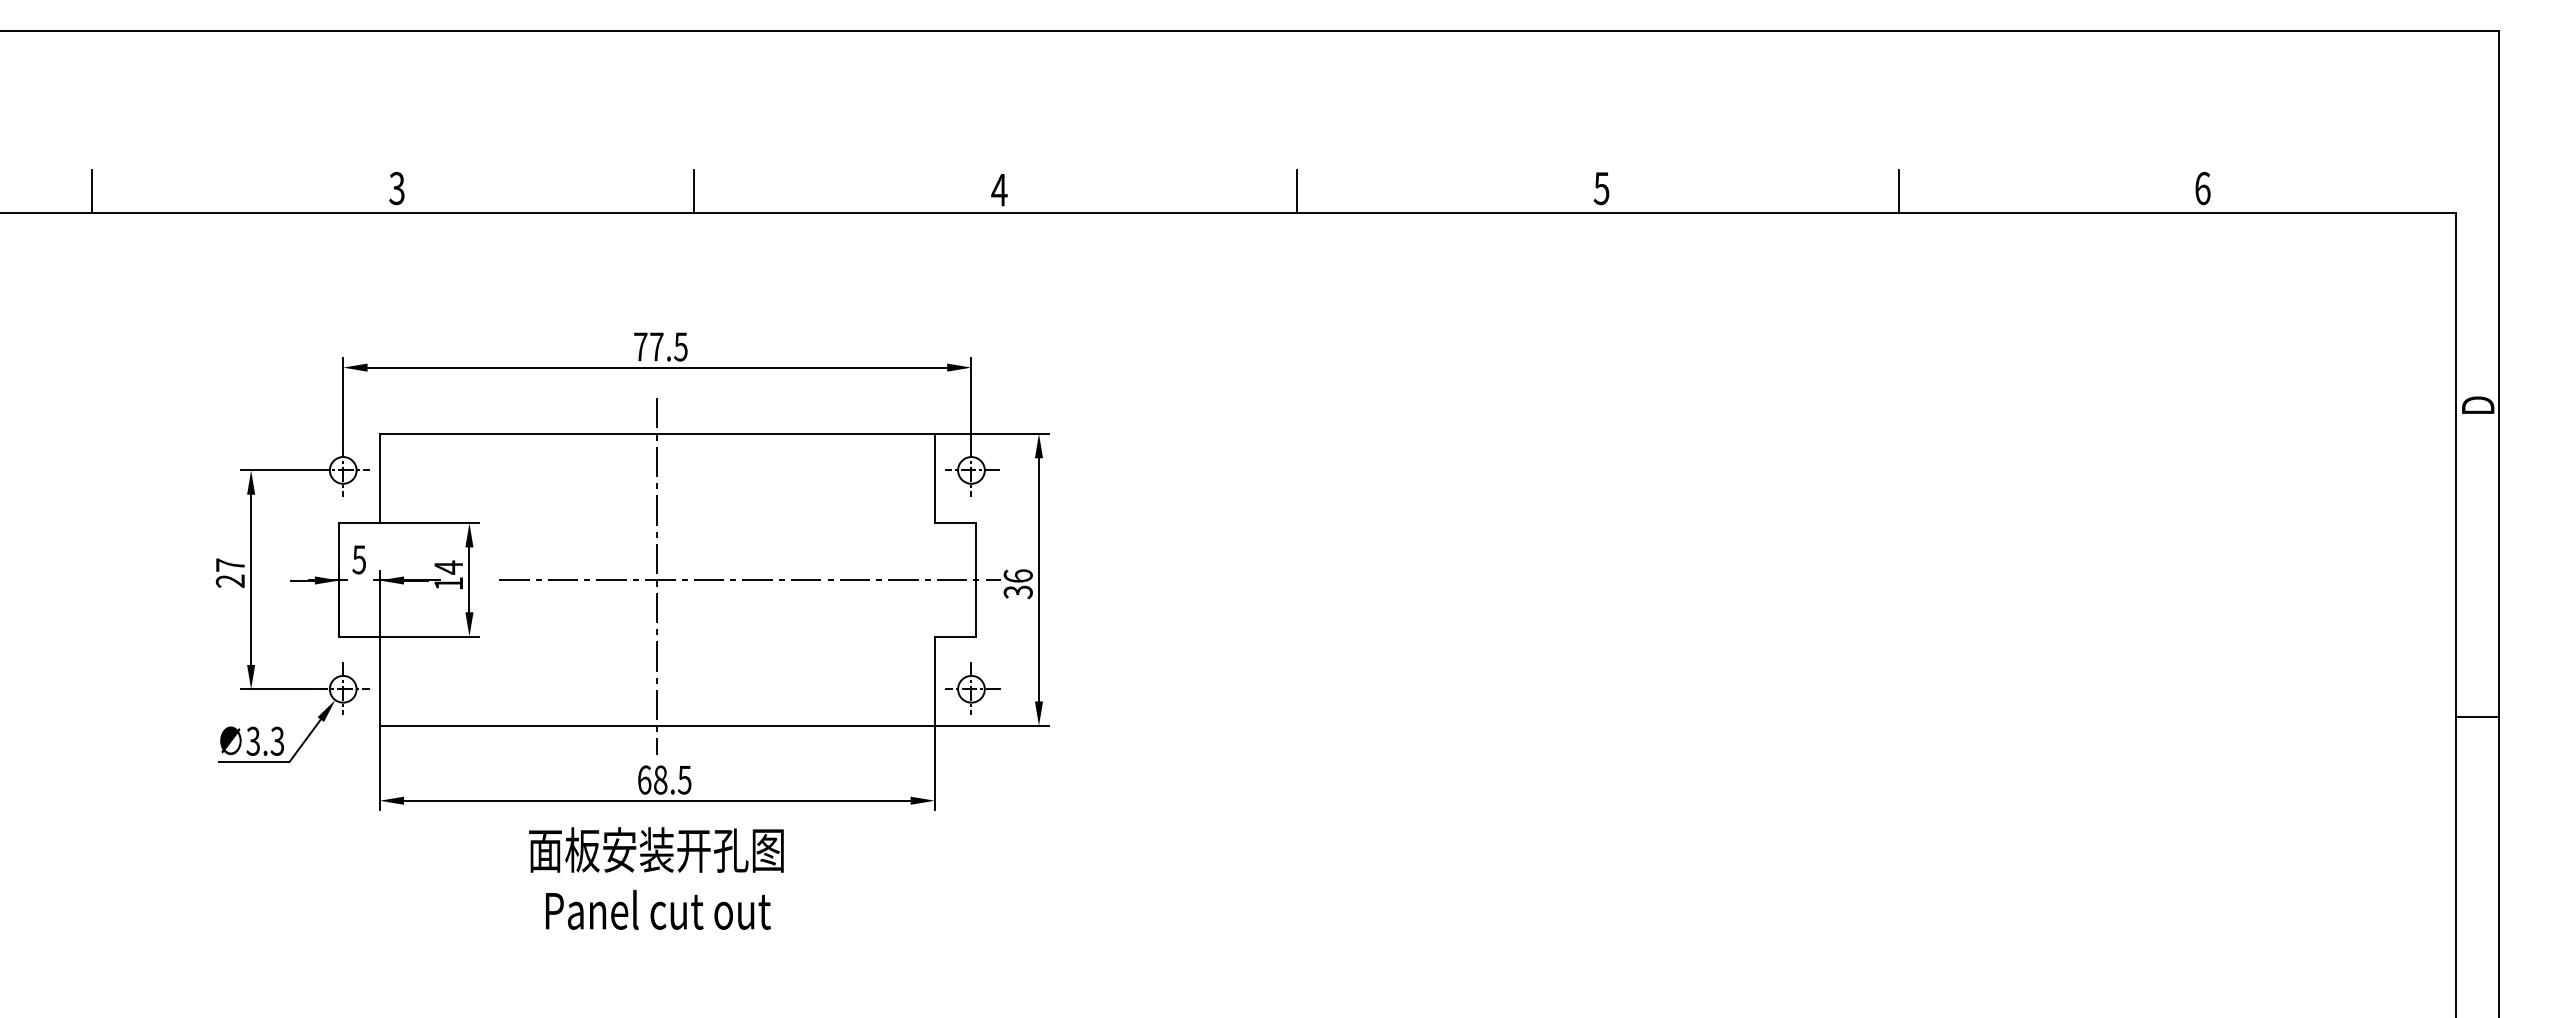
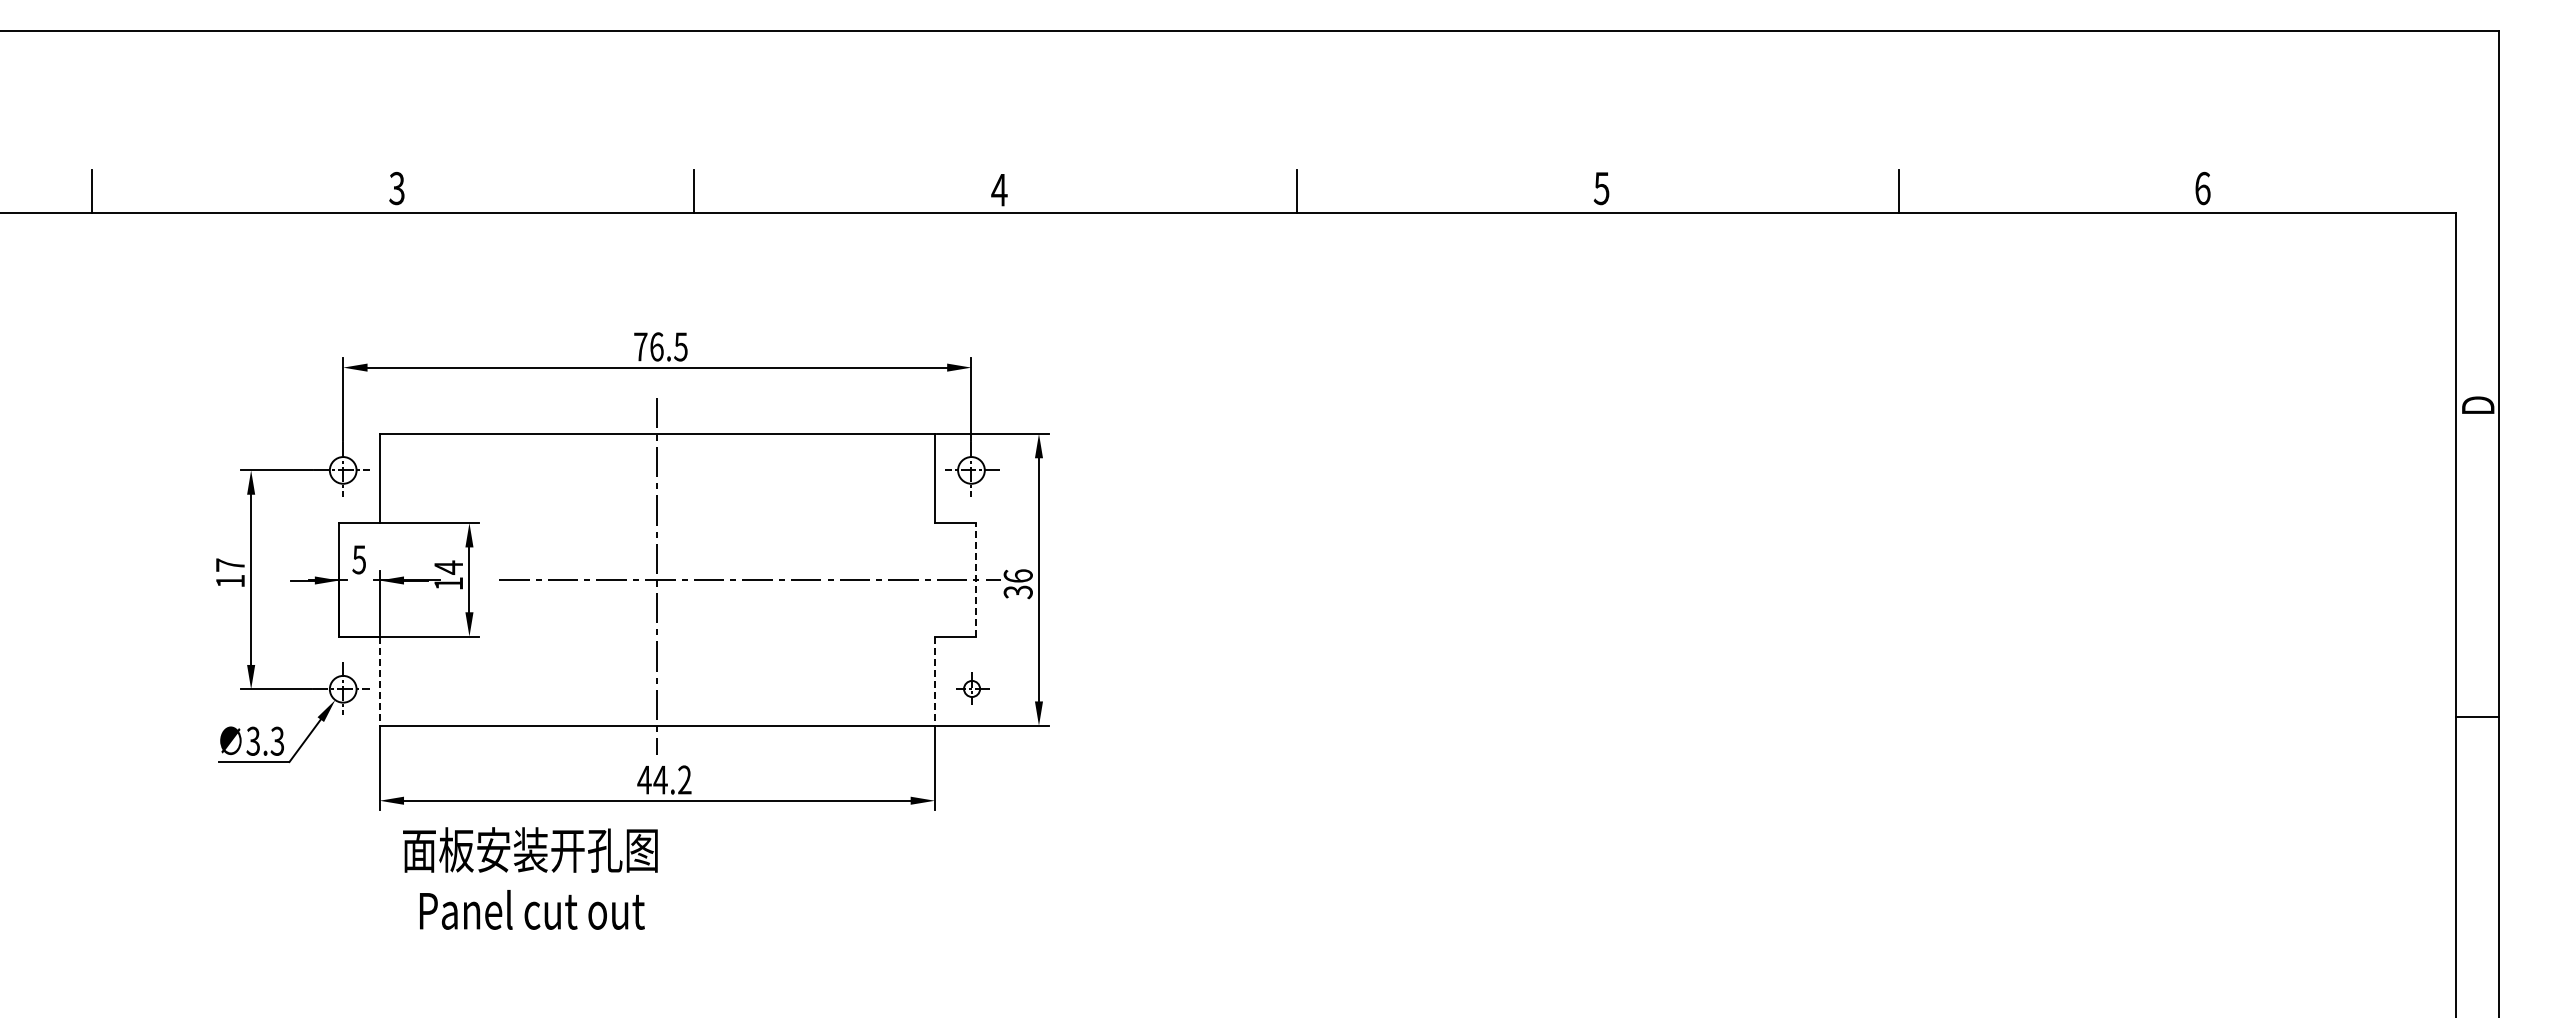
text: 77.5 -> 76.5 (656, 346)
line: solid -> dashed (975, 579)
text: 27 -> 17 (229, 580)
line: solid -> dashed (379, 681)
line: solid -> dashed (934, 681)
part size: 56x53 px -> 34x33 px (972, 688)
text: 68.5 -> 44.2 (664, 779)
text position: (656, 878) -> (530, 878) (530, 878)
